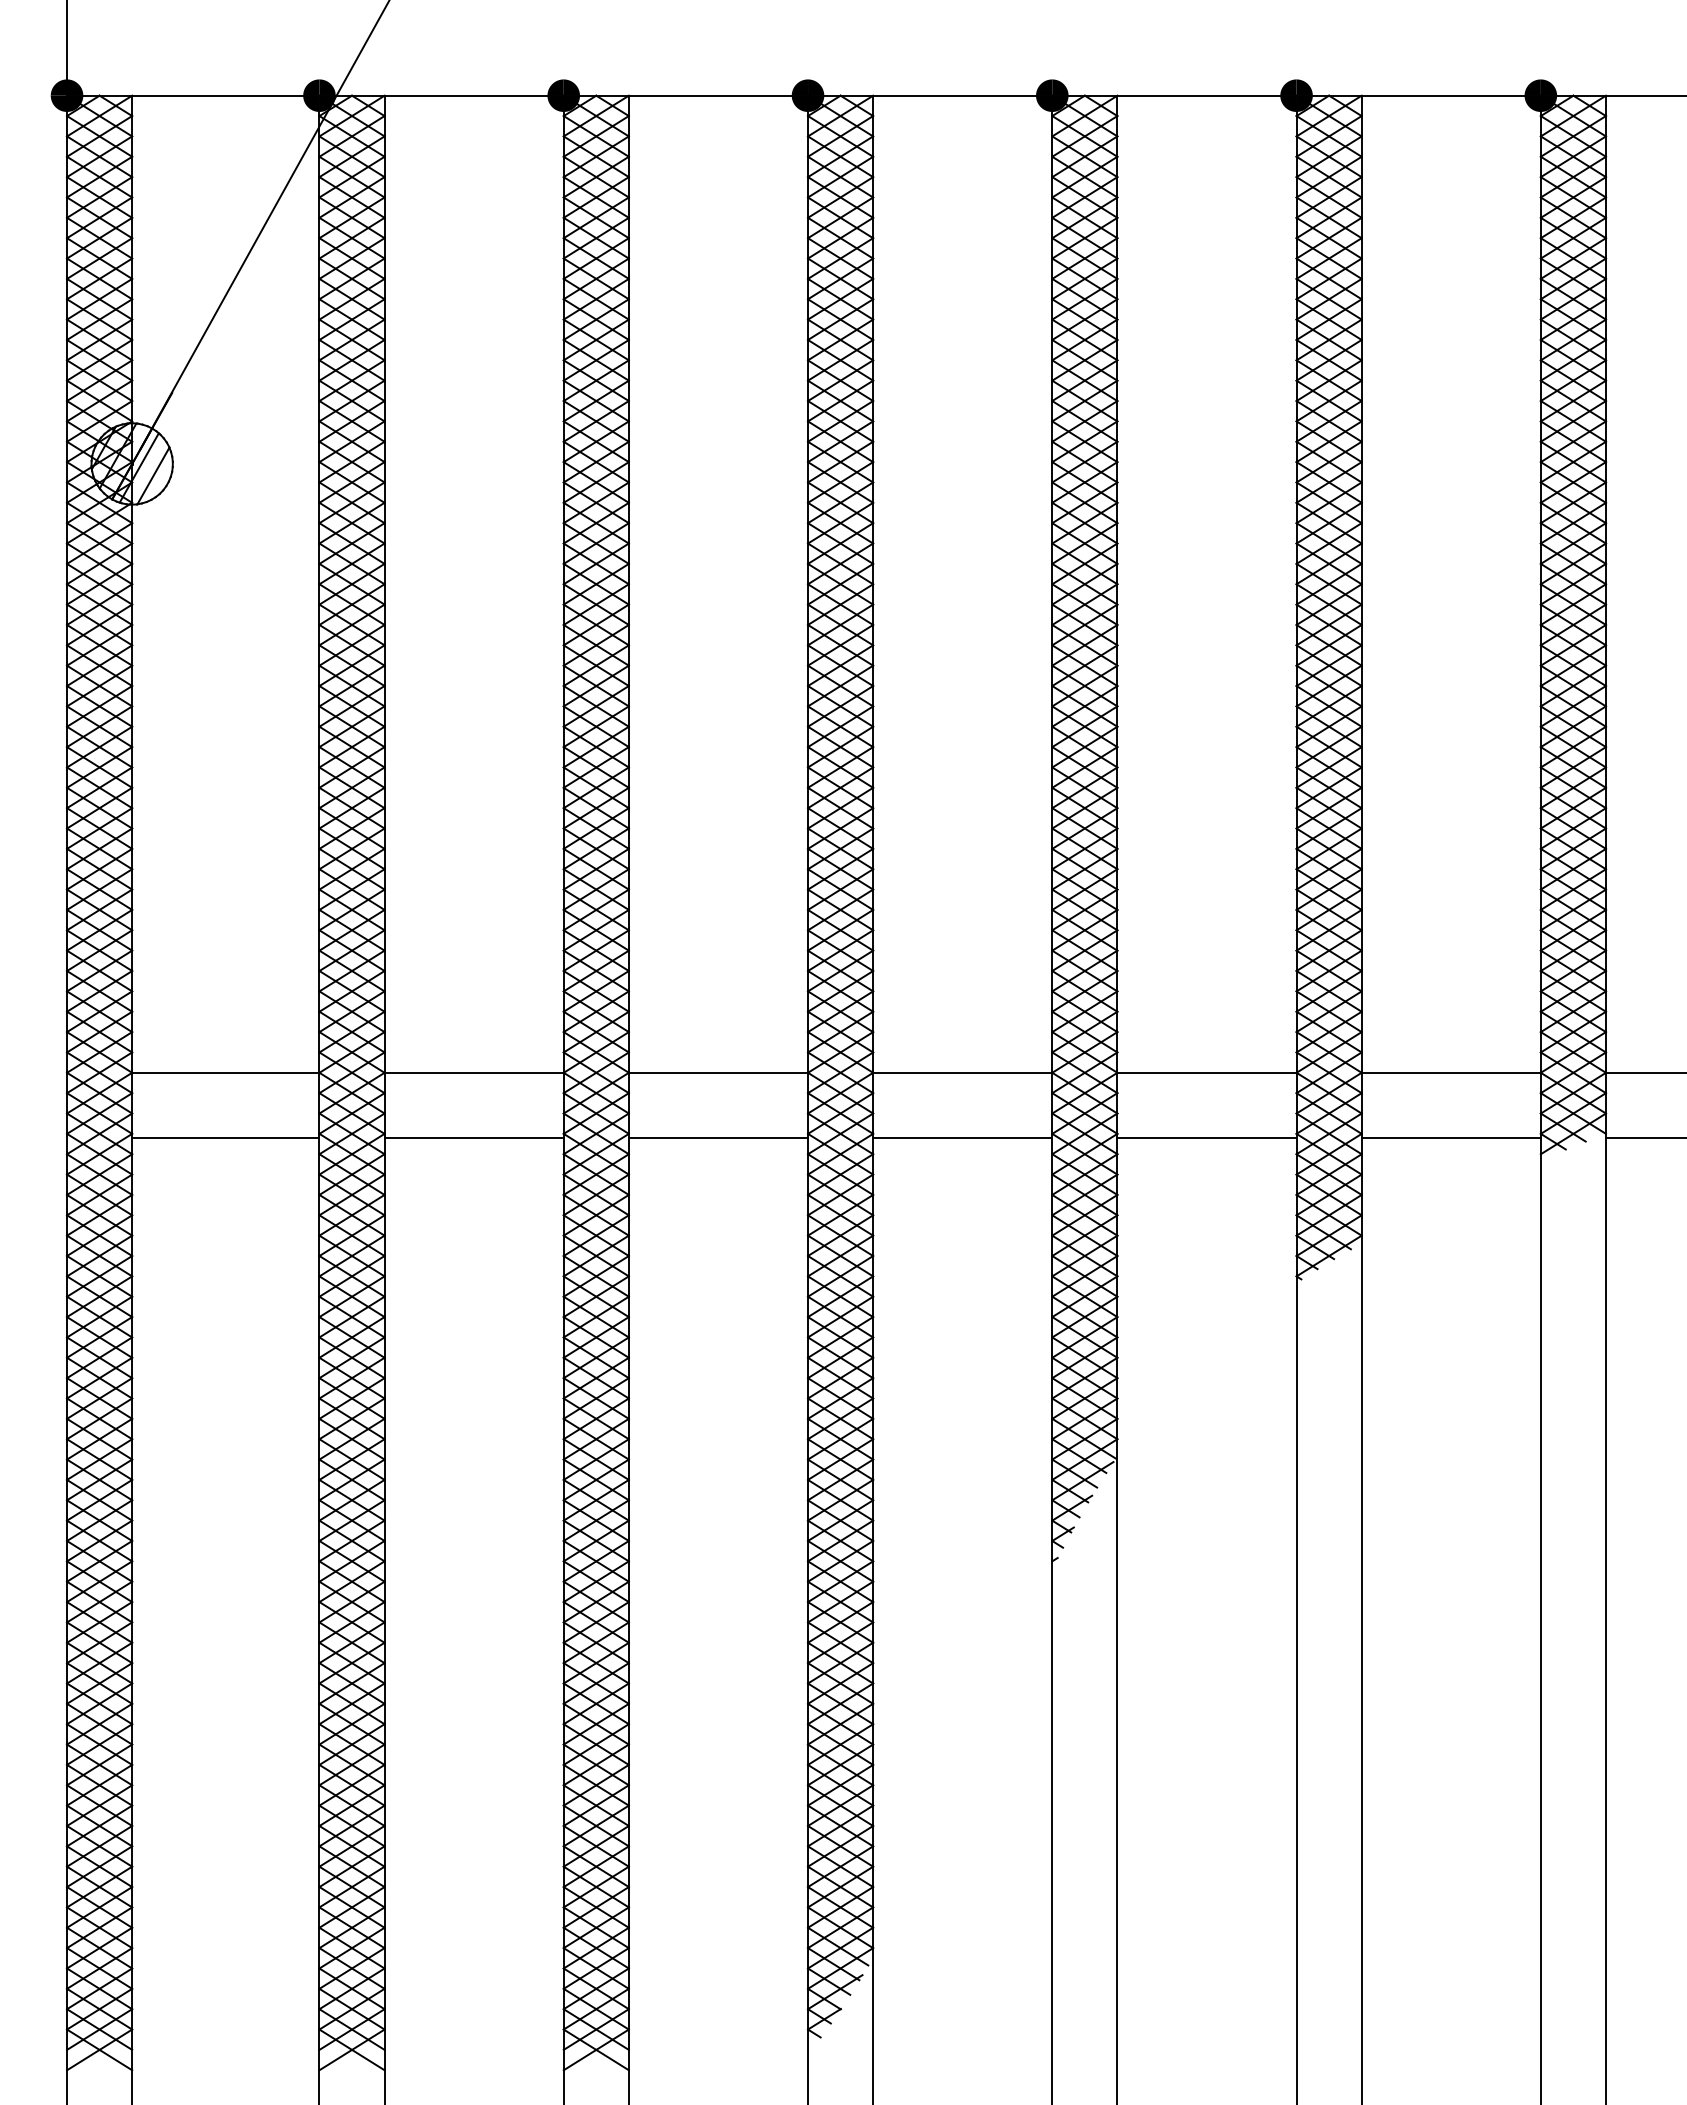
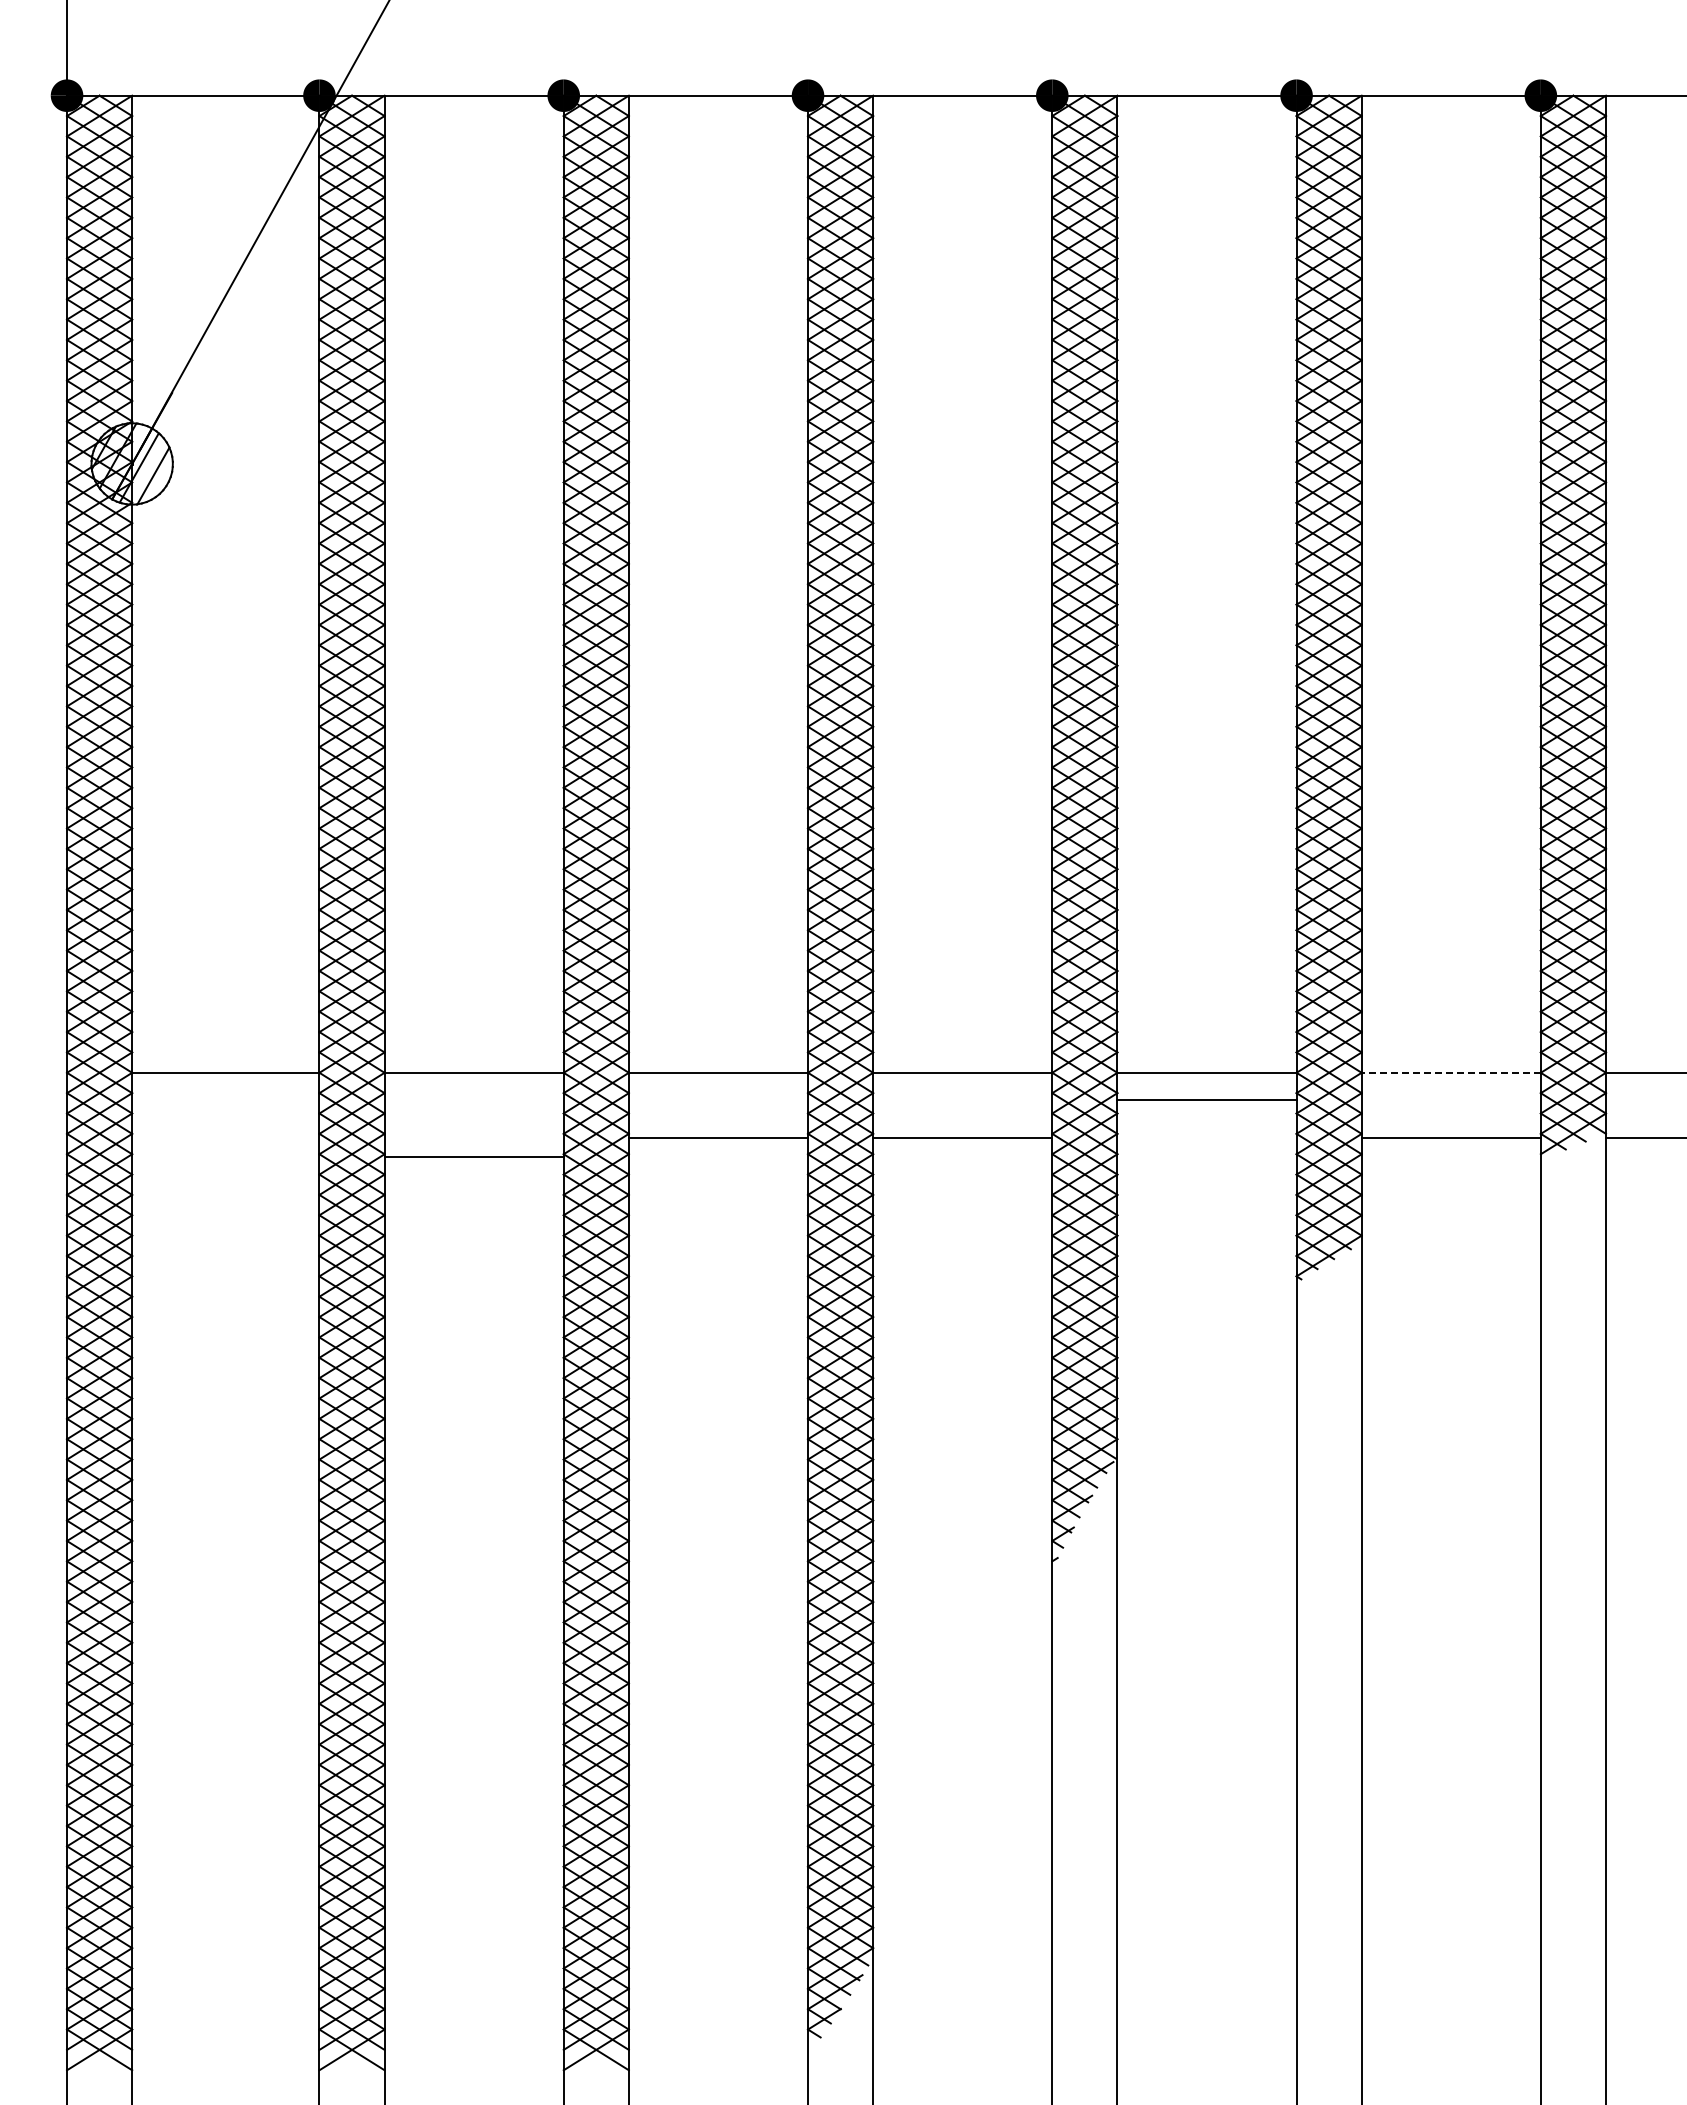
line: solid -> dashed (1451, 1072)
line: present -> none (225, 1137)
line position: (473, 1137) -> (473, 1156) (473, 1156)
line position: (1206, 1137) -> (1206, 1099) (1206, 1099)
